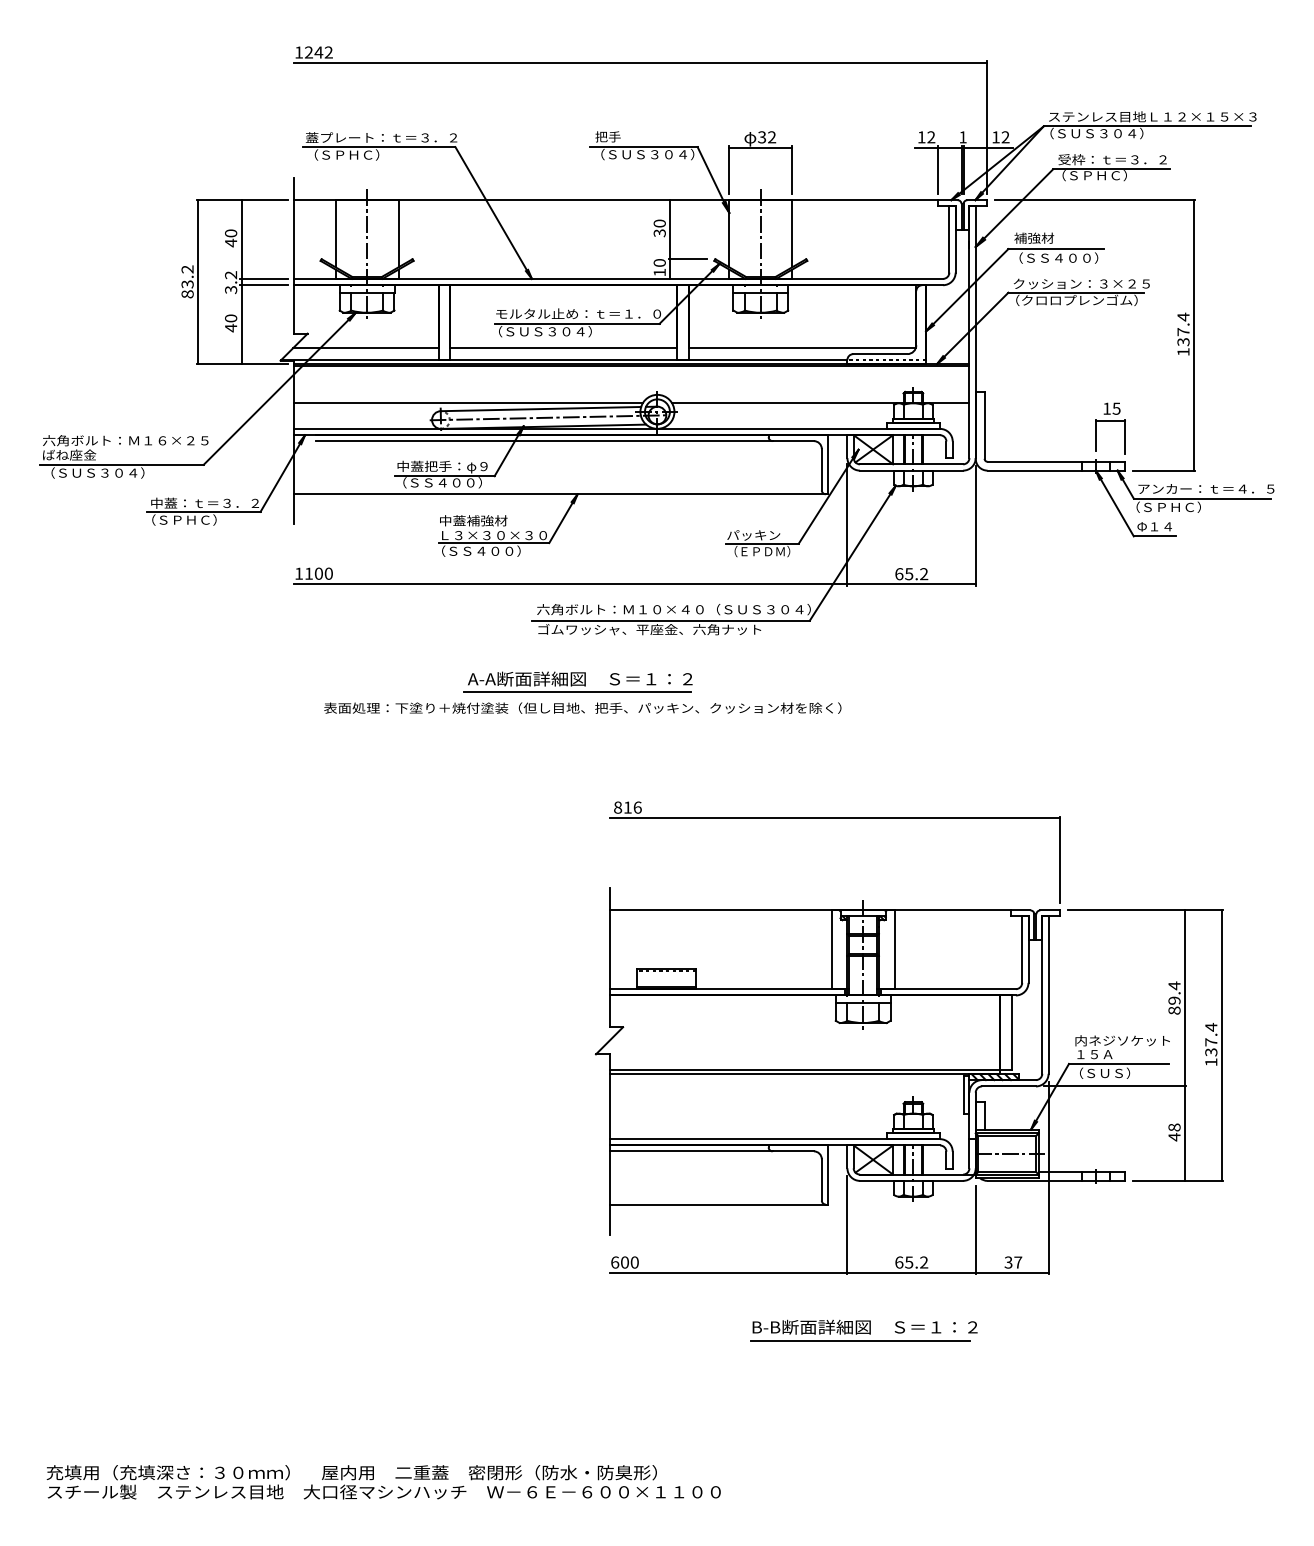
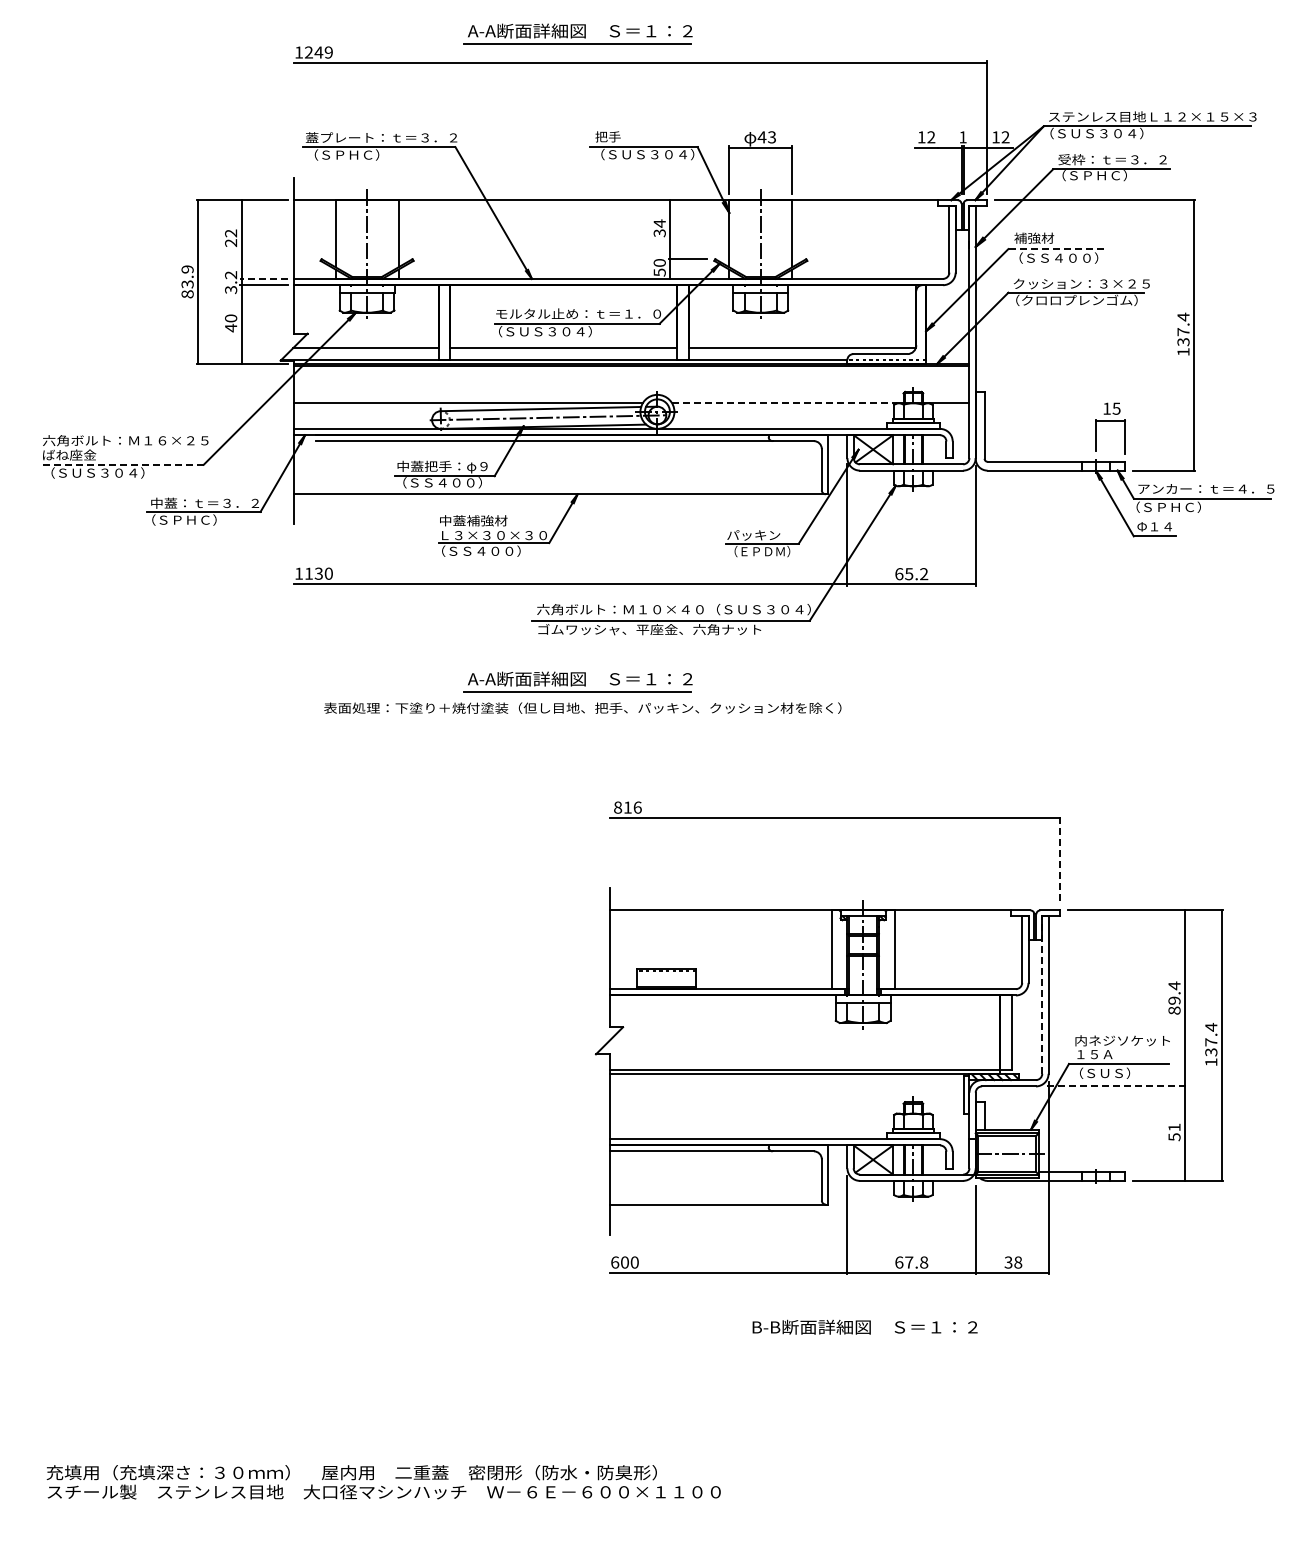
part: none -> present (577, 33)
text: 1242 -> 1249 (328, 52)
text: 32 -> 43 (766, 137)
line: present -> none (937, 169)
text: 30 -> 34 (659, 223)
text: 40 -> 22 (231, 238)
line: solid -> dashed (1056, 249)
text: 83.2 -> 83.9 (187, 269)
text: 10 -> 50 (659, 272)
line: solid -> dashed (263, 278)
line: solid -> dashed (784, 403)
line: solid -> dashed (121, 464)
text: 1100 -> 1130 (318, 573)
line: solid -> dashed (1059, 859)
line: solid -> dashed (1042, 995)
line: solid -> dashed (1114, 1086)
text: 48 -> 51 (1174, 1132)
text: 65.2 -> 67.8 (916, 1262)
text: 37 -> 38 (1018, 1262)
line: present -> none (860, 1340)
